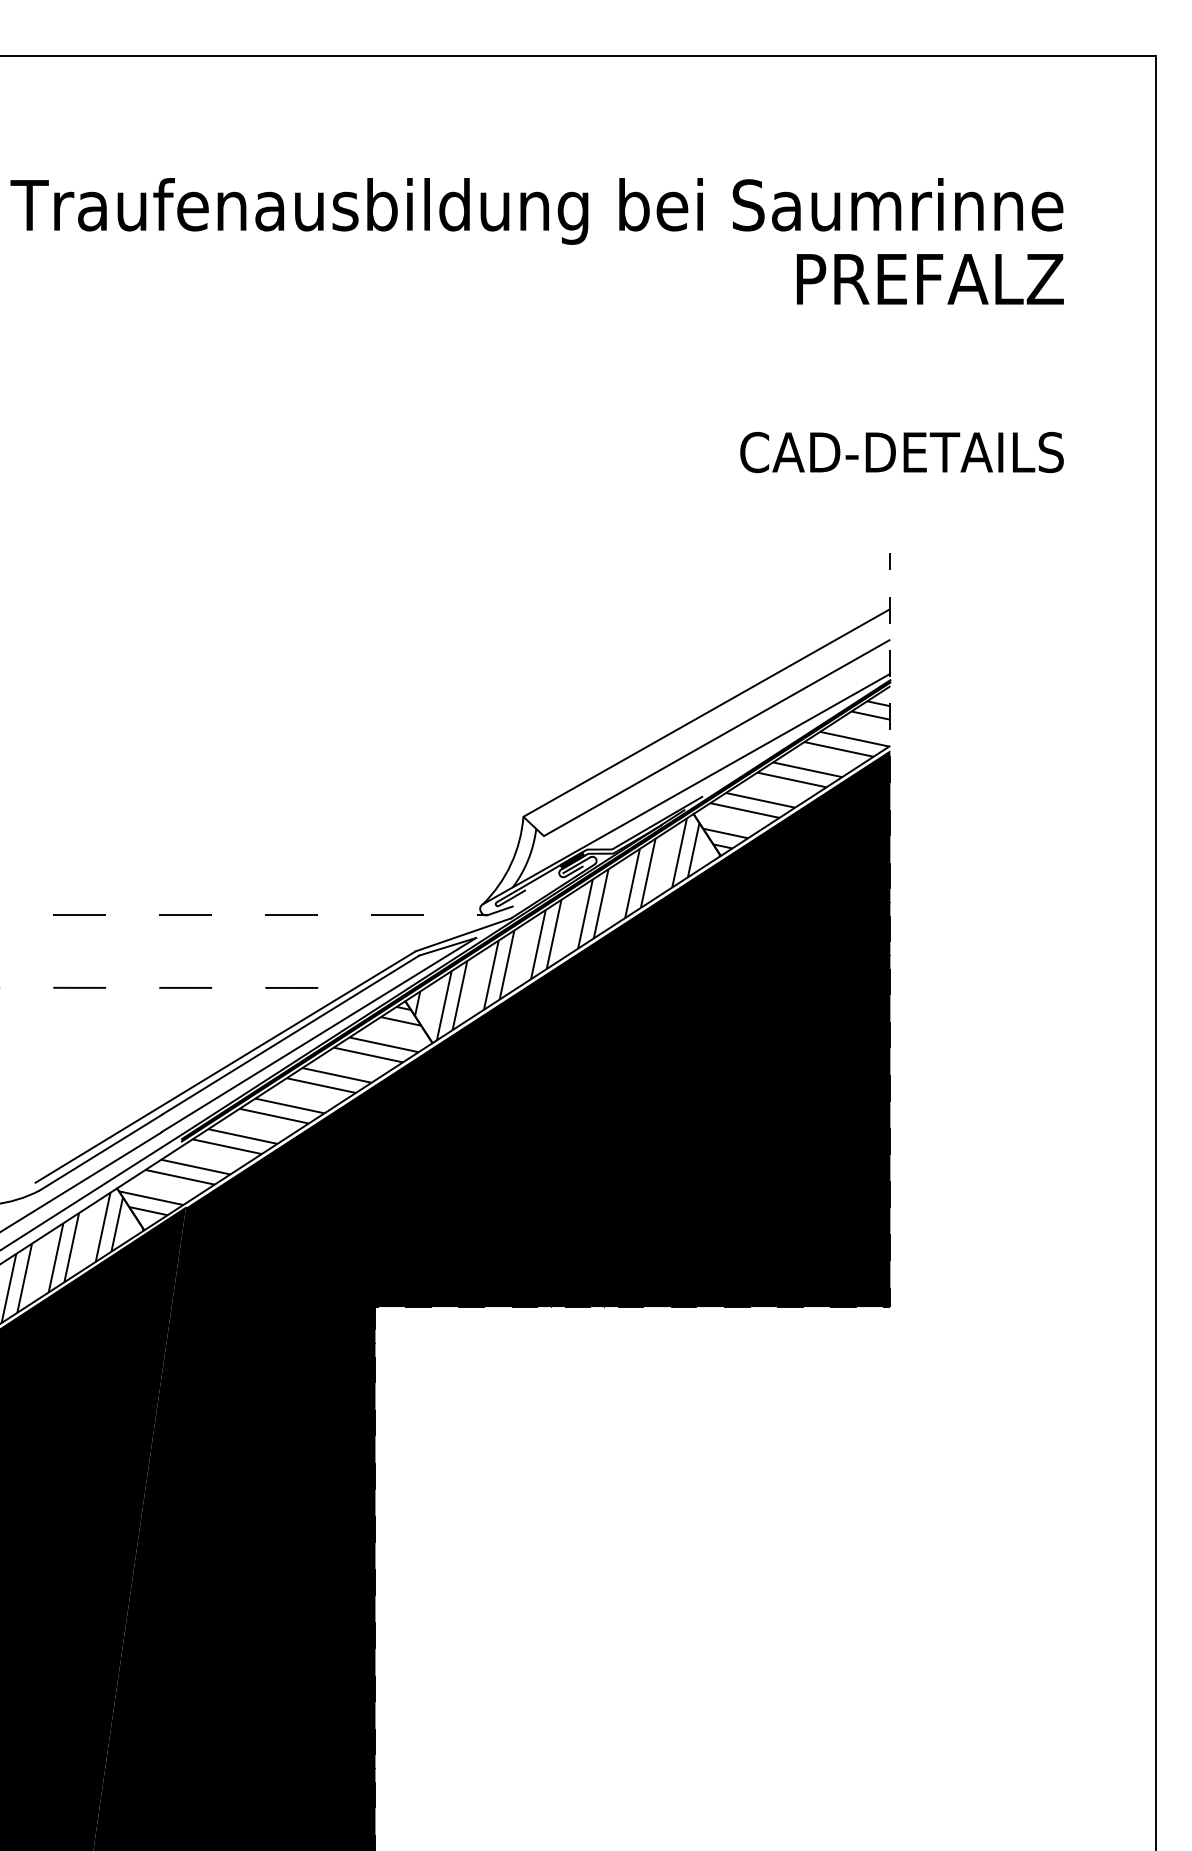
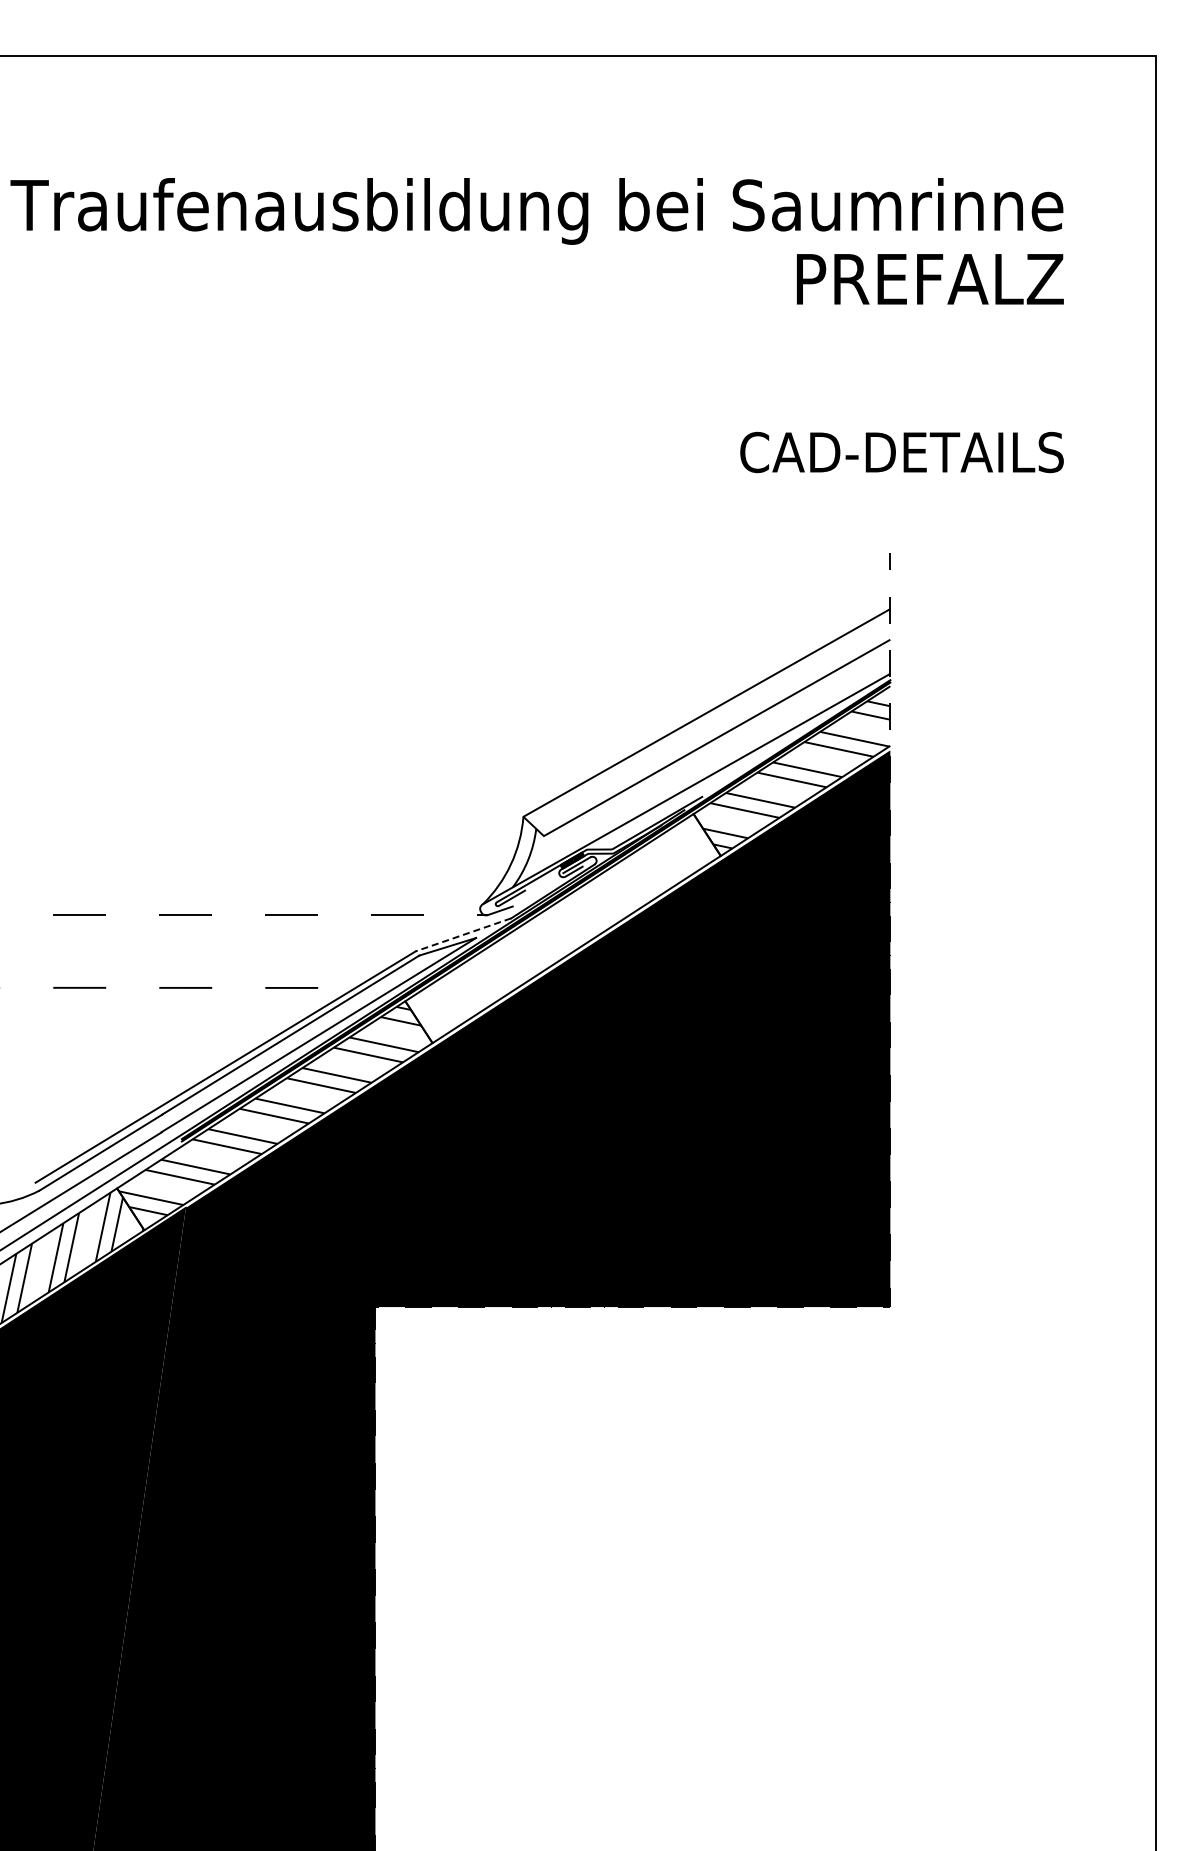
hatch: present -> none (567, 929)
line: solid -> dashed (463, 935)
